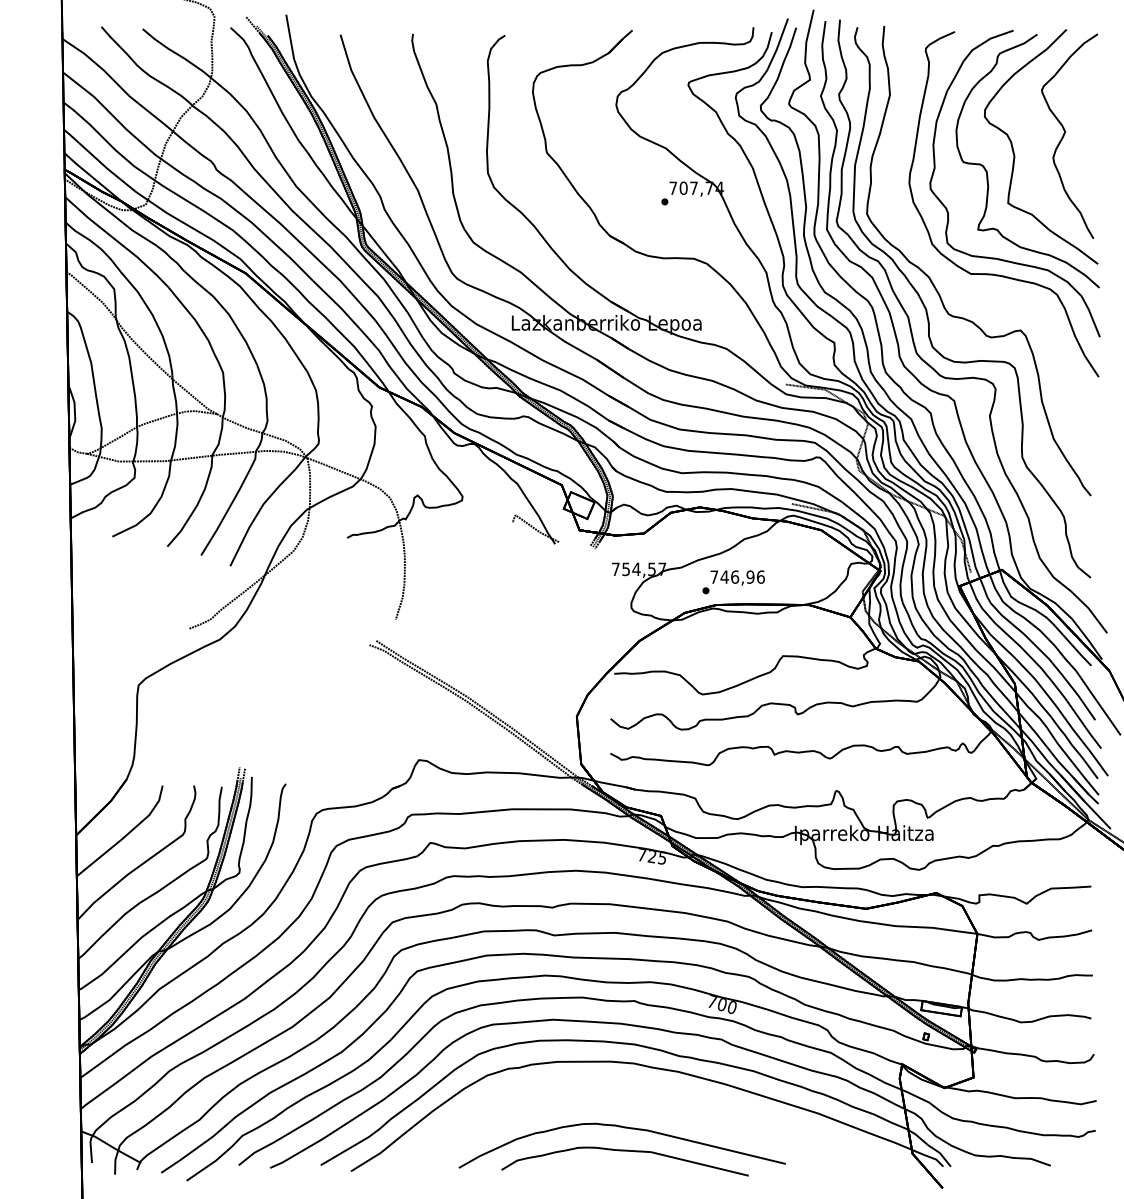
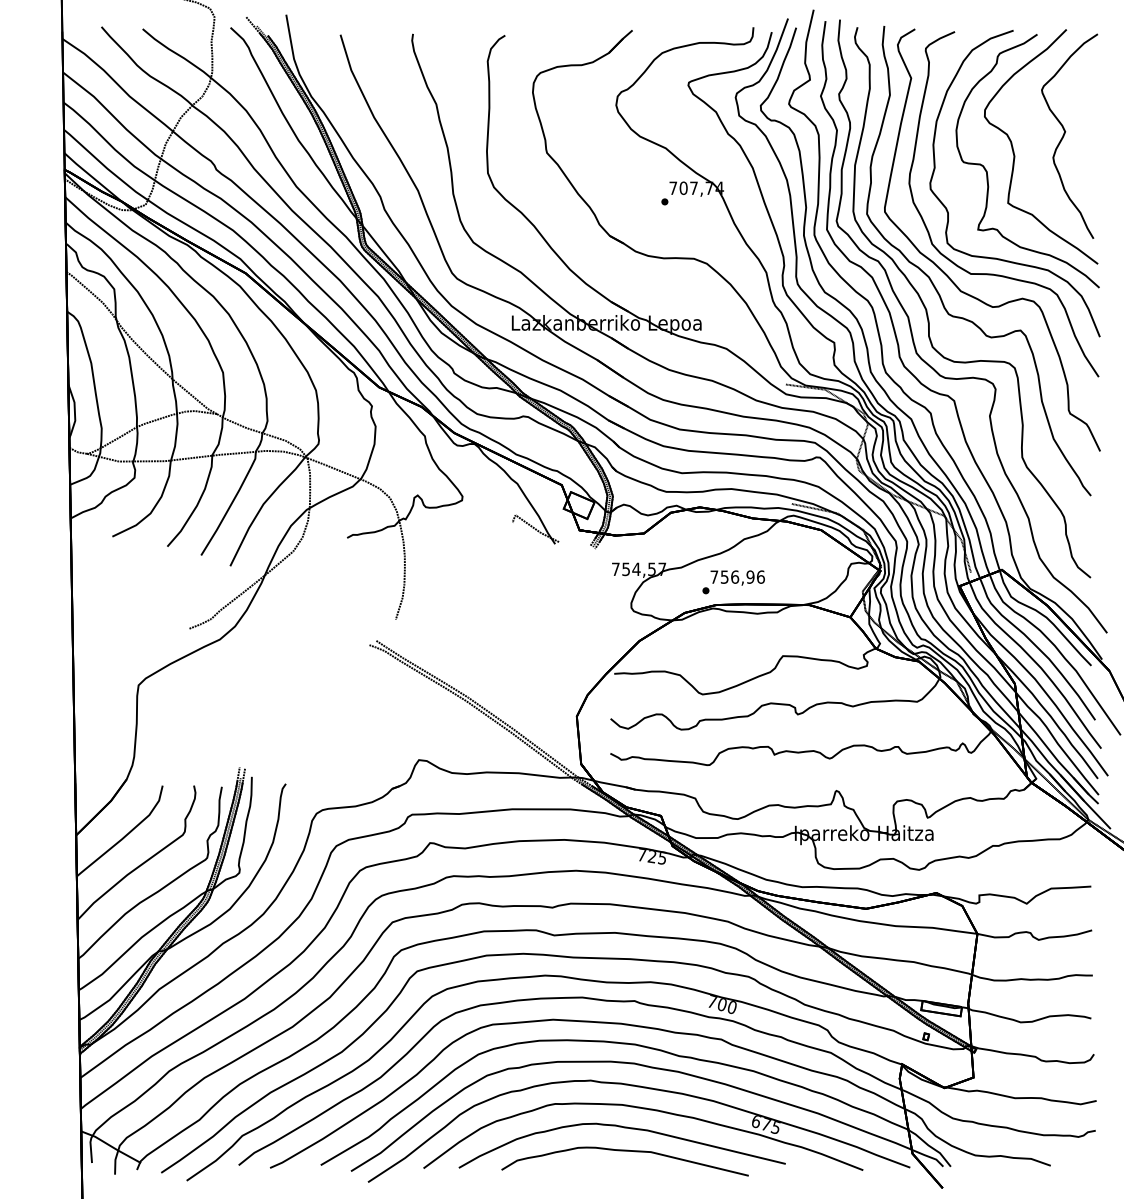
curve: none -> present (949, 276)
text: 746,96 -> 756,96 (724, 576)
part: none -> present (643, 1109)
